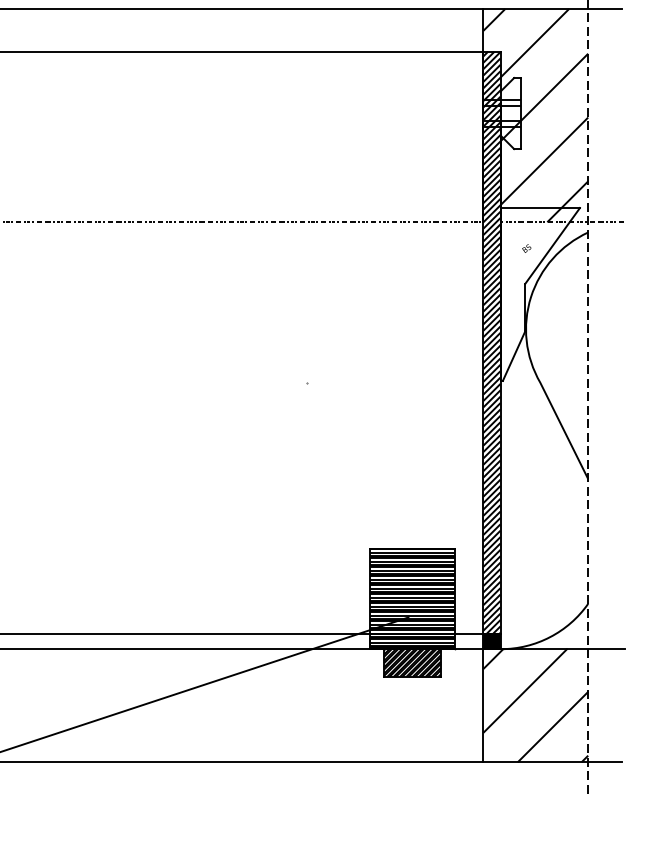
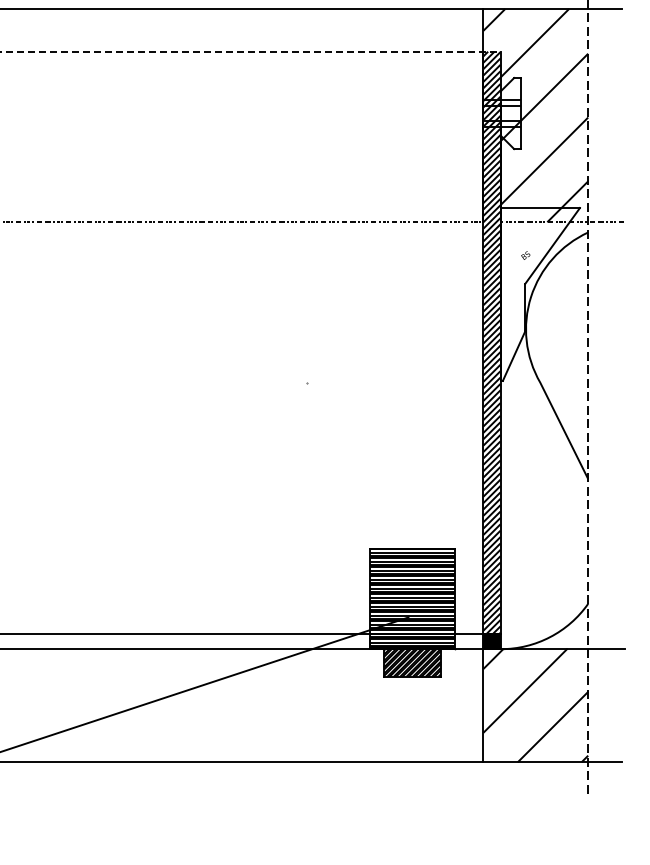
line: solid -> dashed (250, 51)
text position: (526, 248) -> (525, 255) (525, 255)
